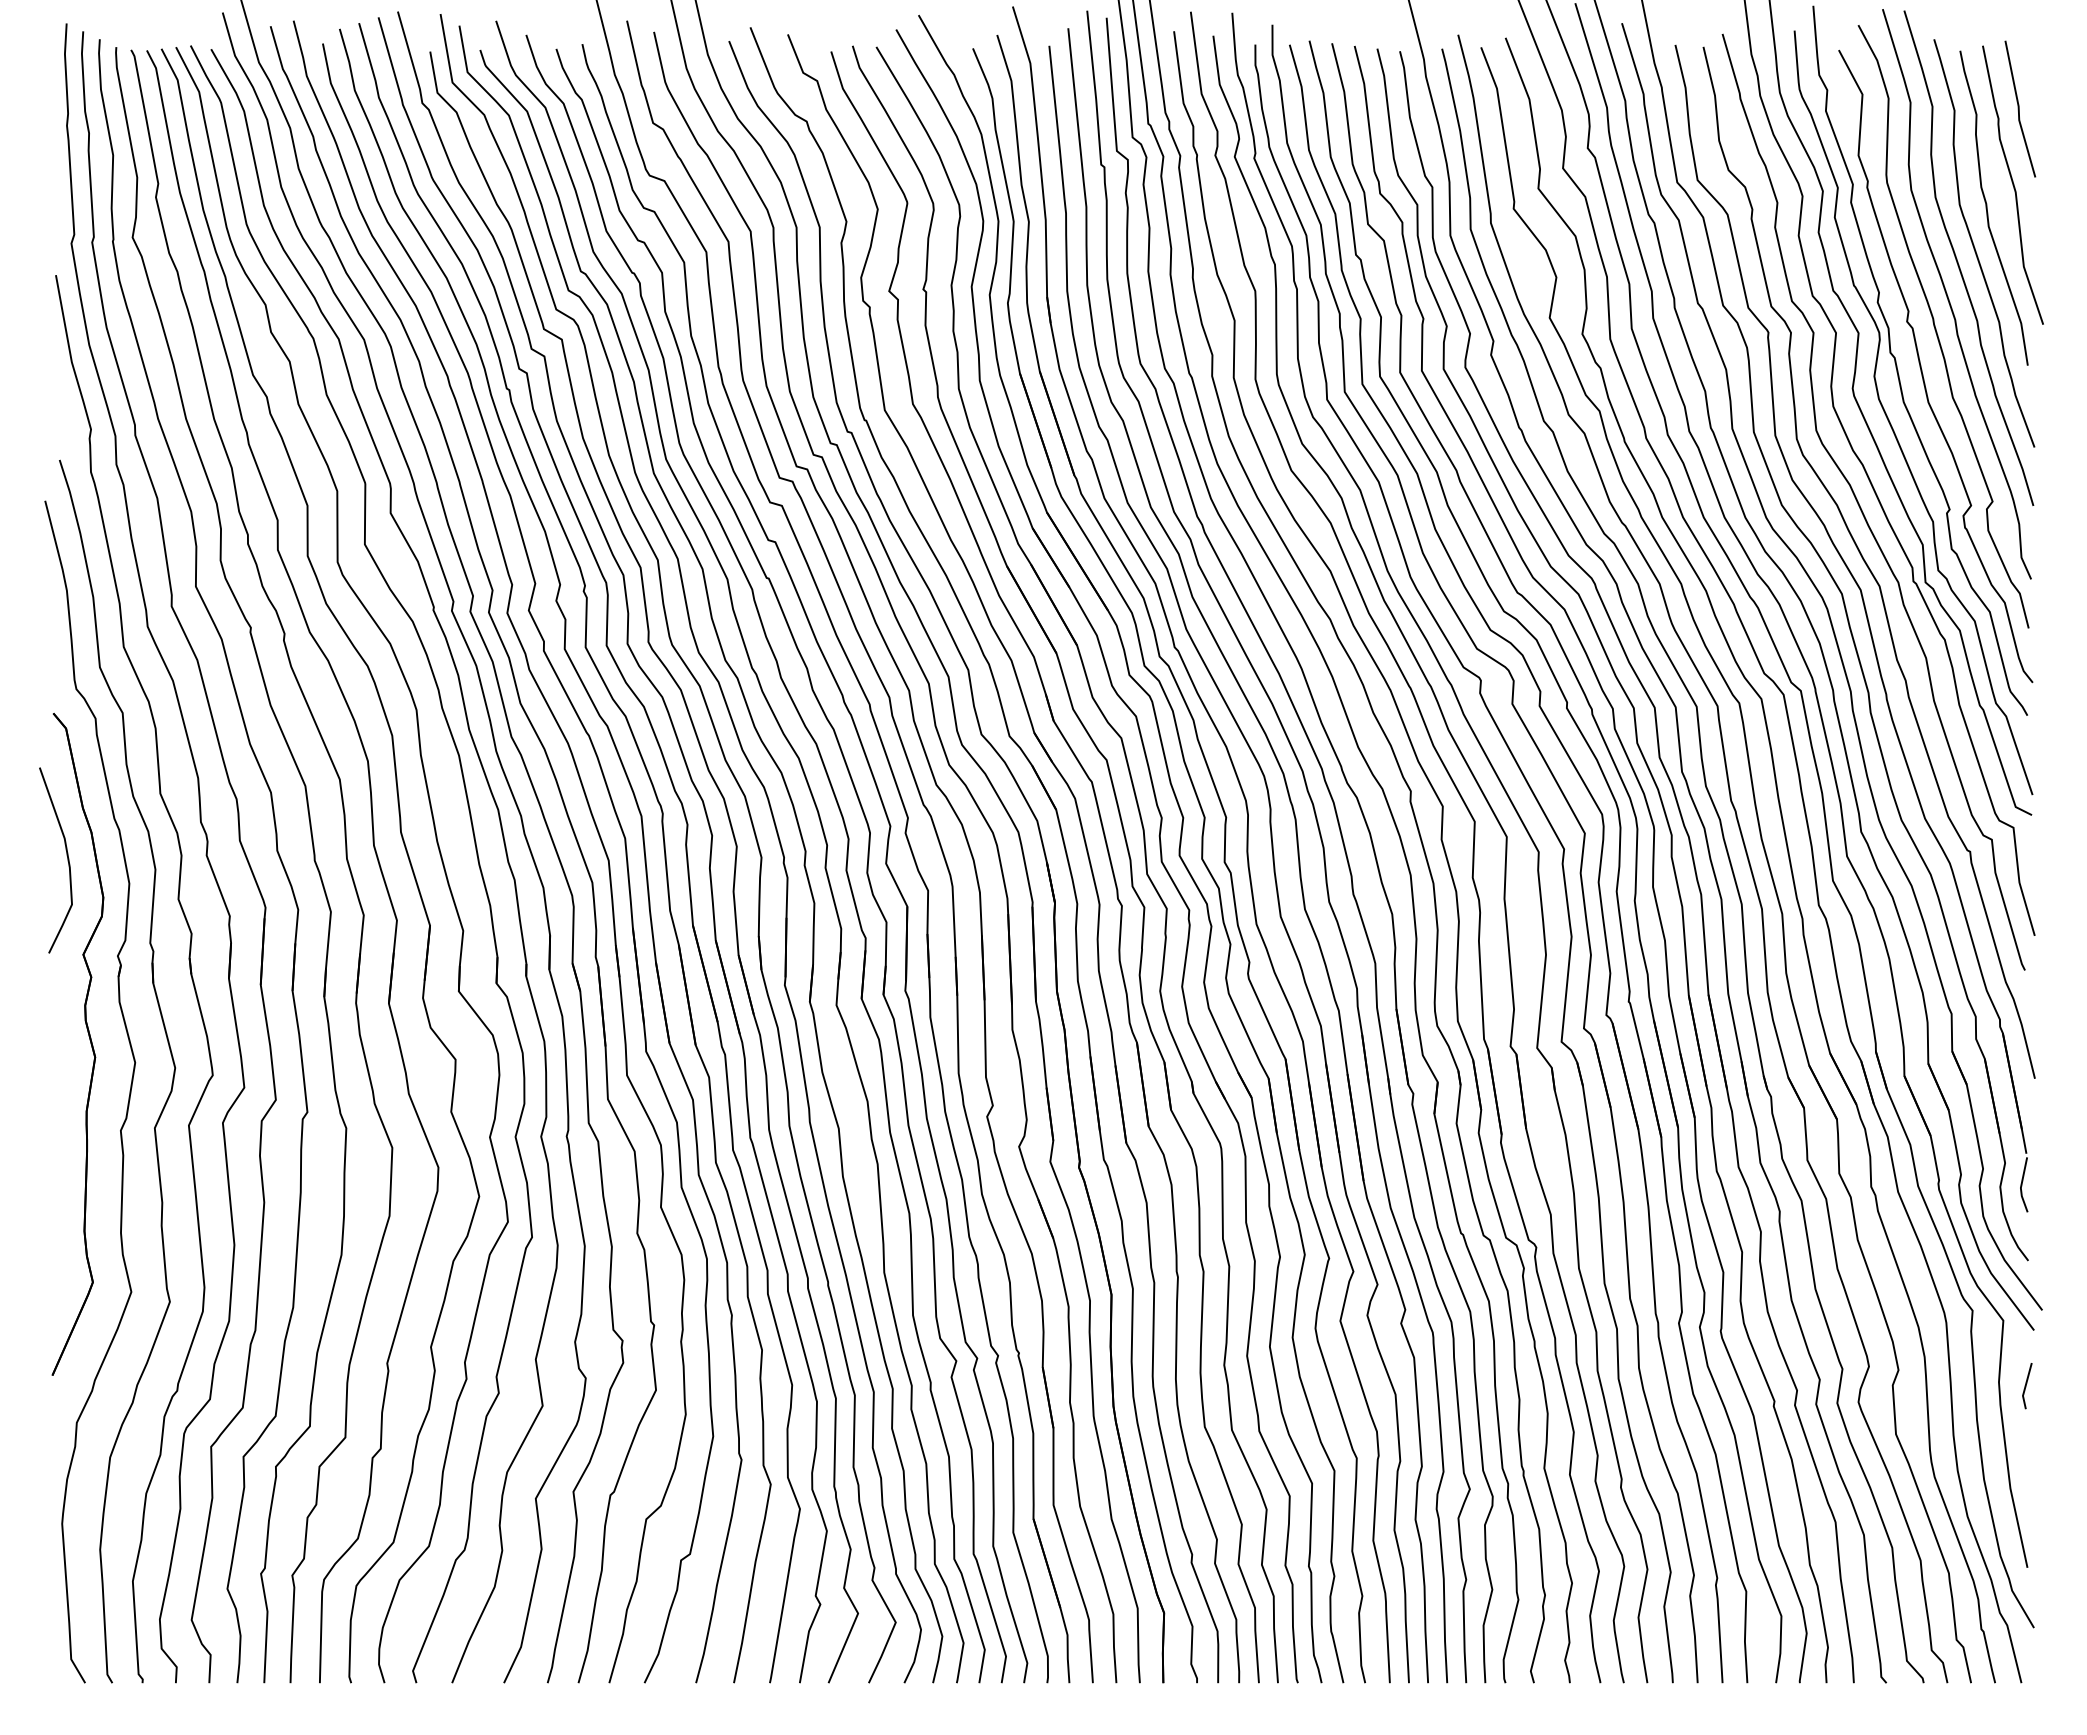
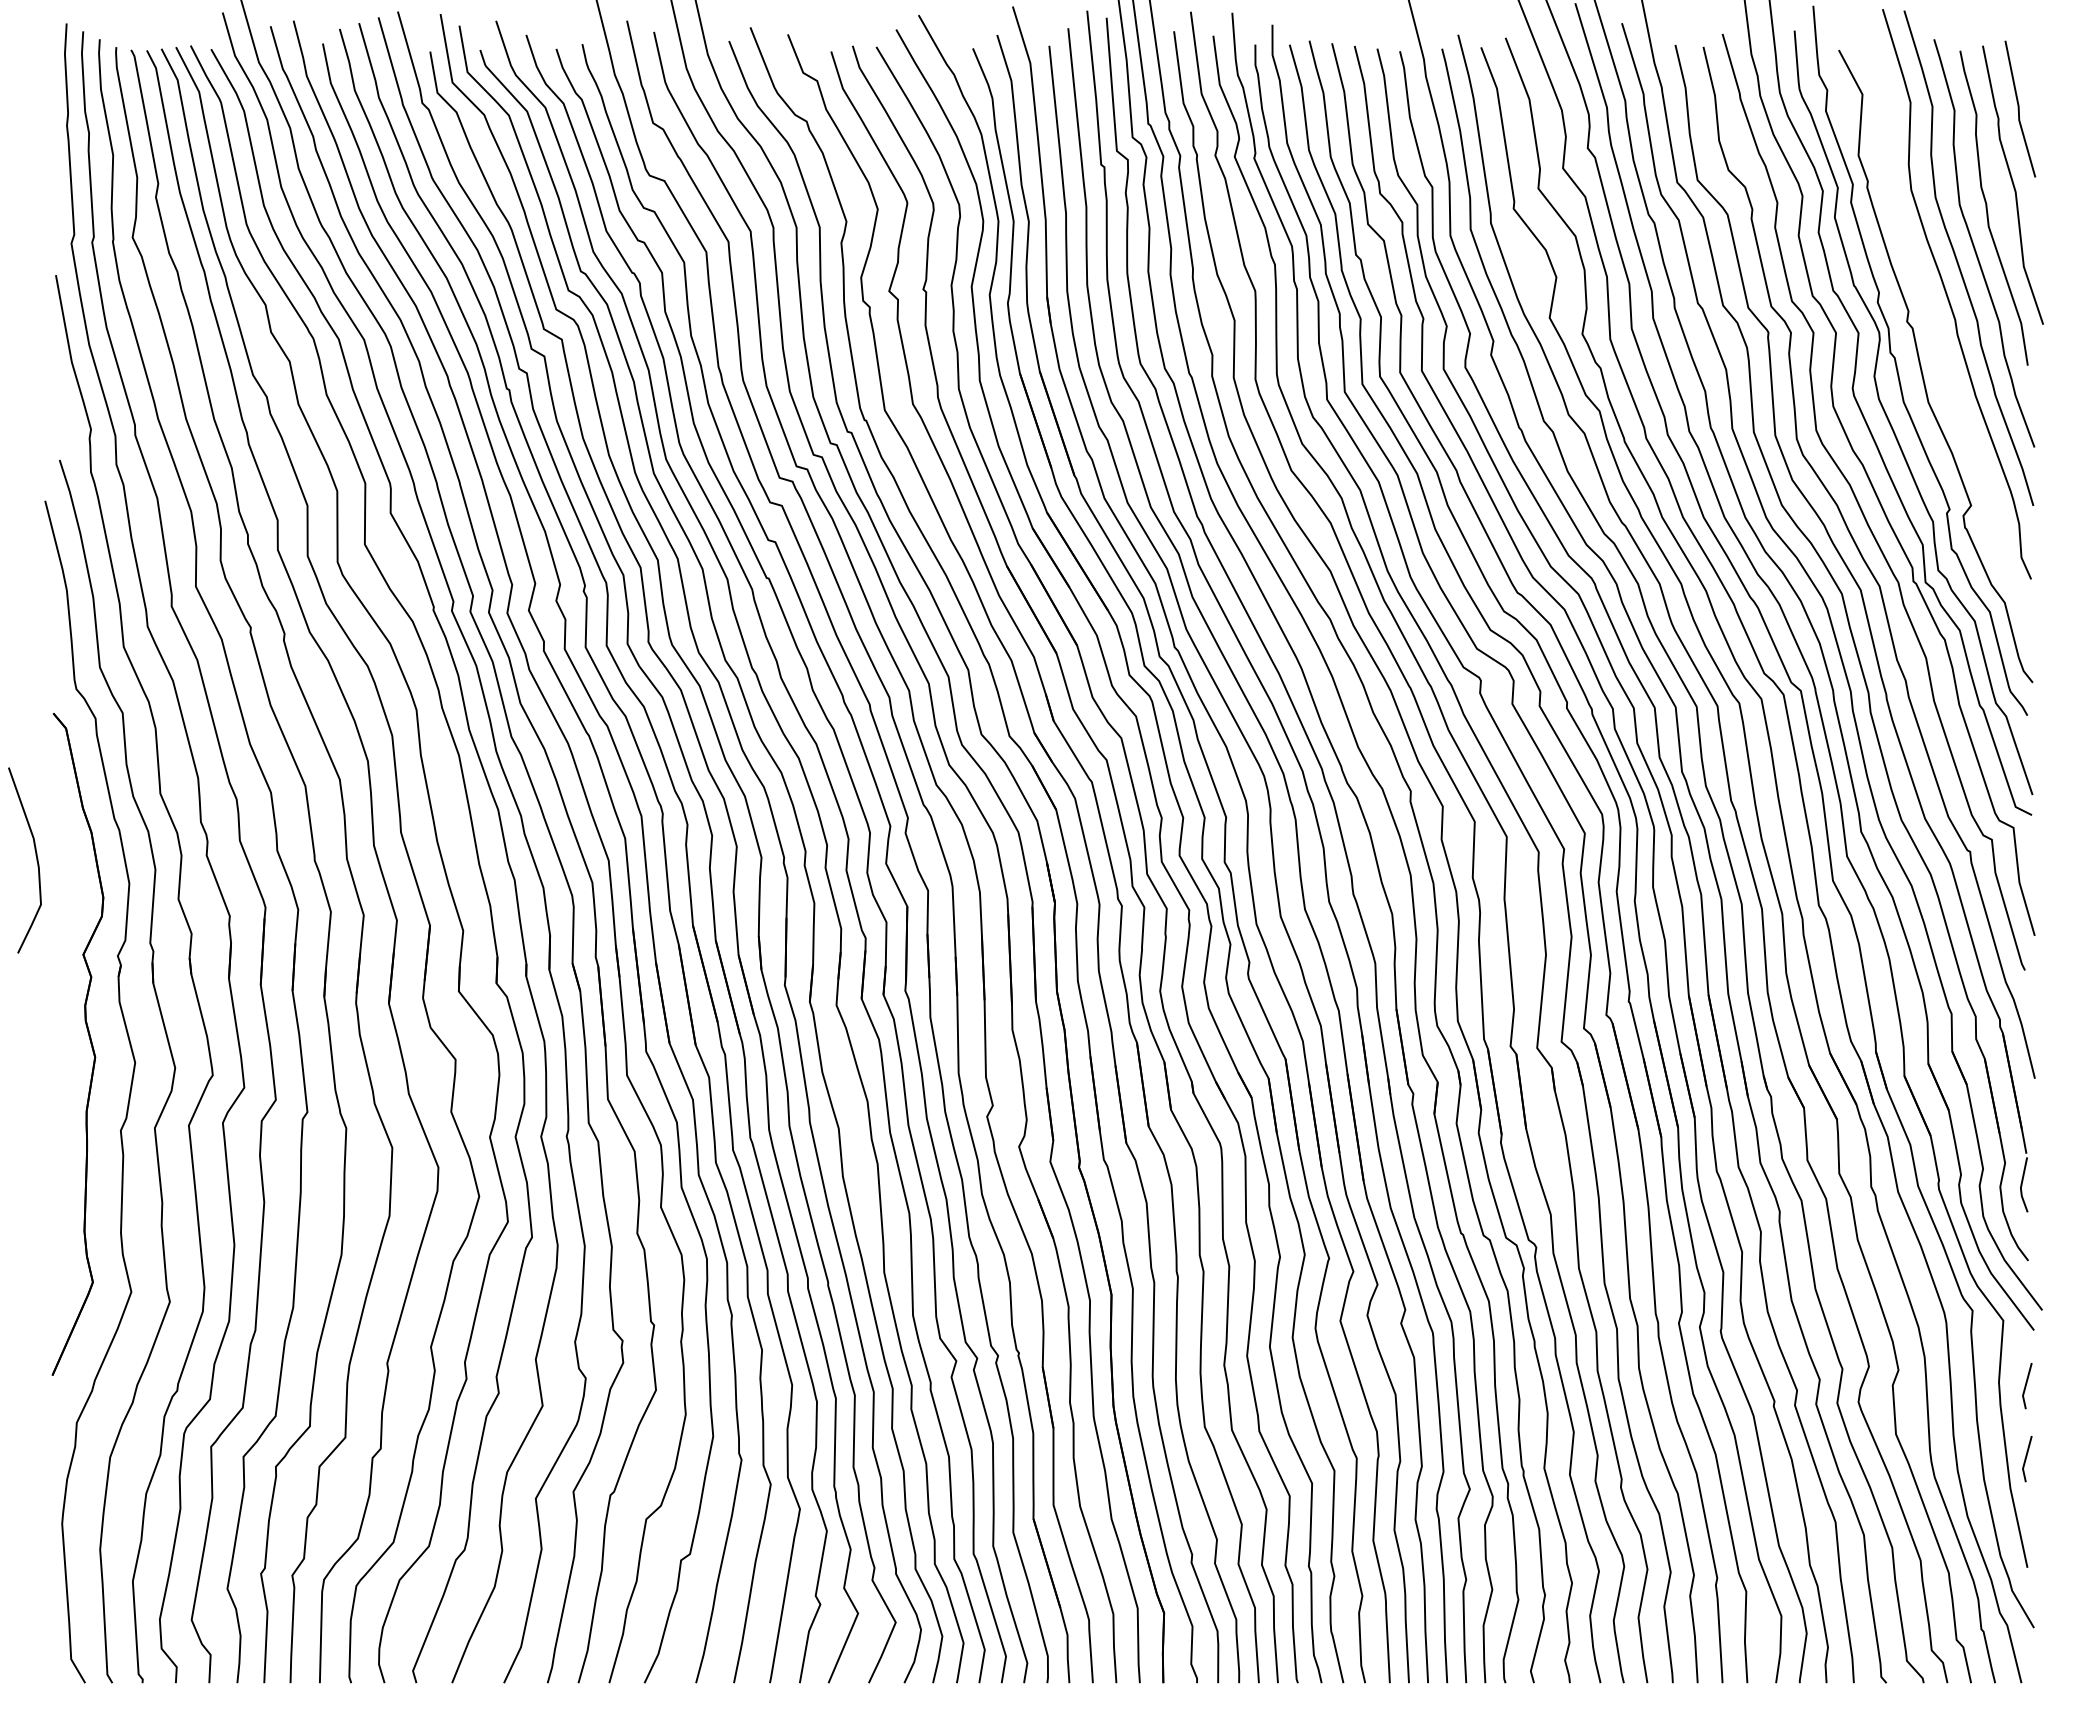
curve: present -> none (1936, 328)
curve position: (67, 860) -> (36, 860) (36, 860)
line: none -> present (2026, 1459)
